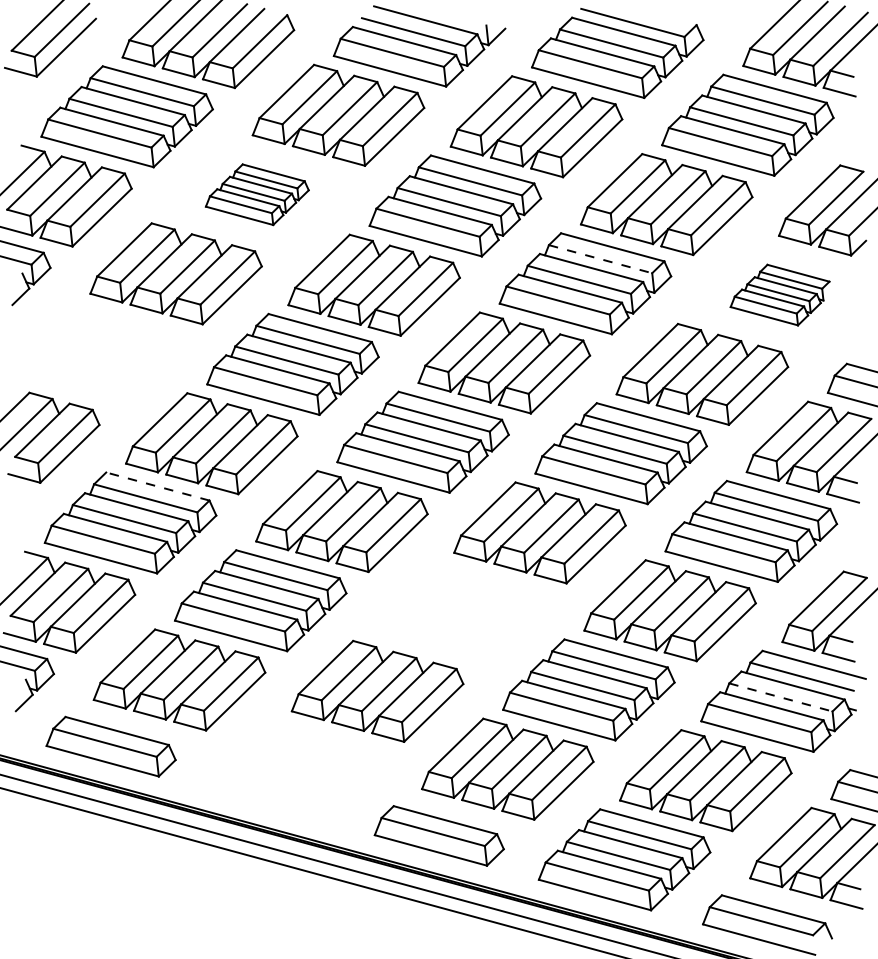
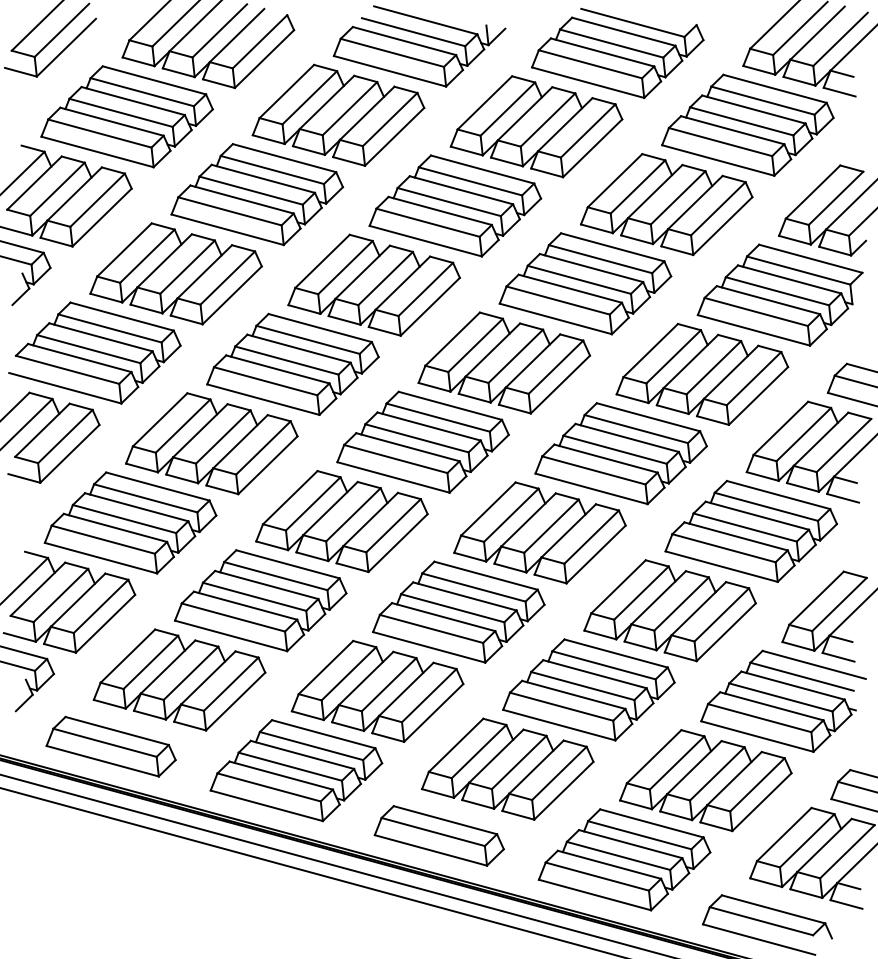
part size: 106x64 px -> 175x104 px (257, 194)
line: dashed -> solid (600, 259)
part size: 102x64 px -> 168x104 px (779, 294)
part: none -> present (94, 352)
line: dashed -> solid (157, 486)
part: none -> present (458, 611)
line: dashed -> solid (780, 697)
part: none -> present (296, 770)
